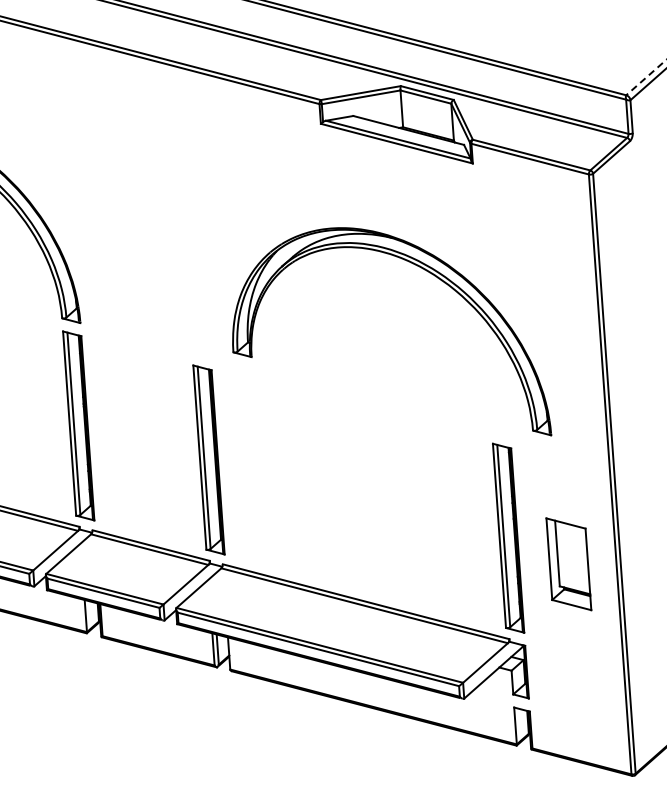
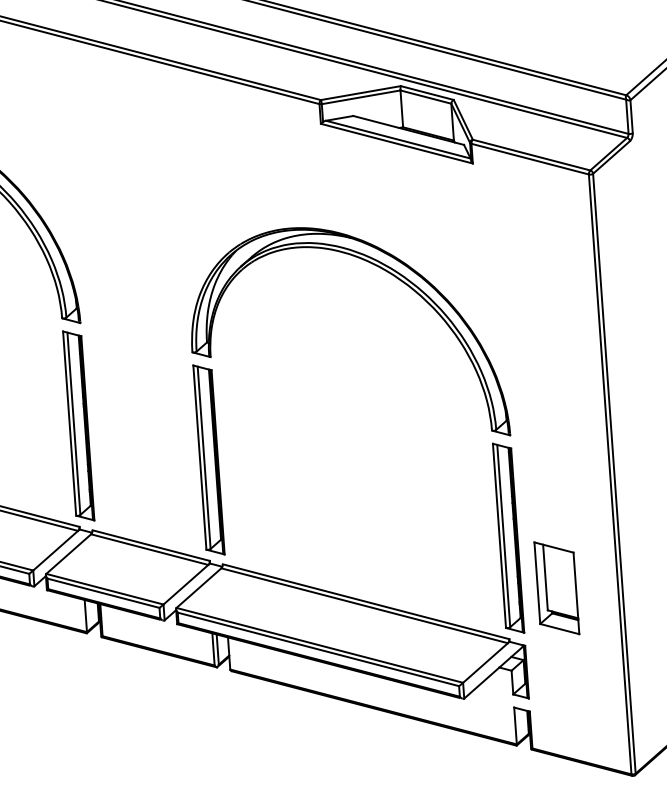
line: dashed -> solid (646, 77)
part position: (429, 273) -> (388, 273) (388, 273)
part position: (568, 564) -> (556, 588) (556, 588)
